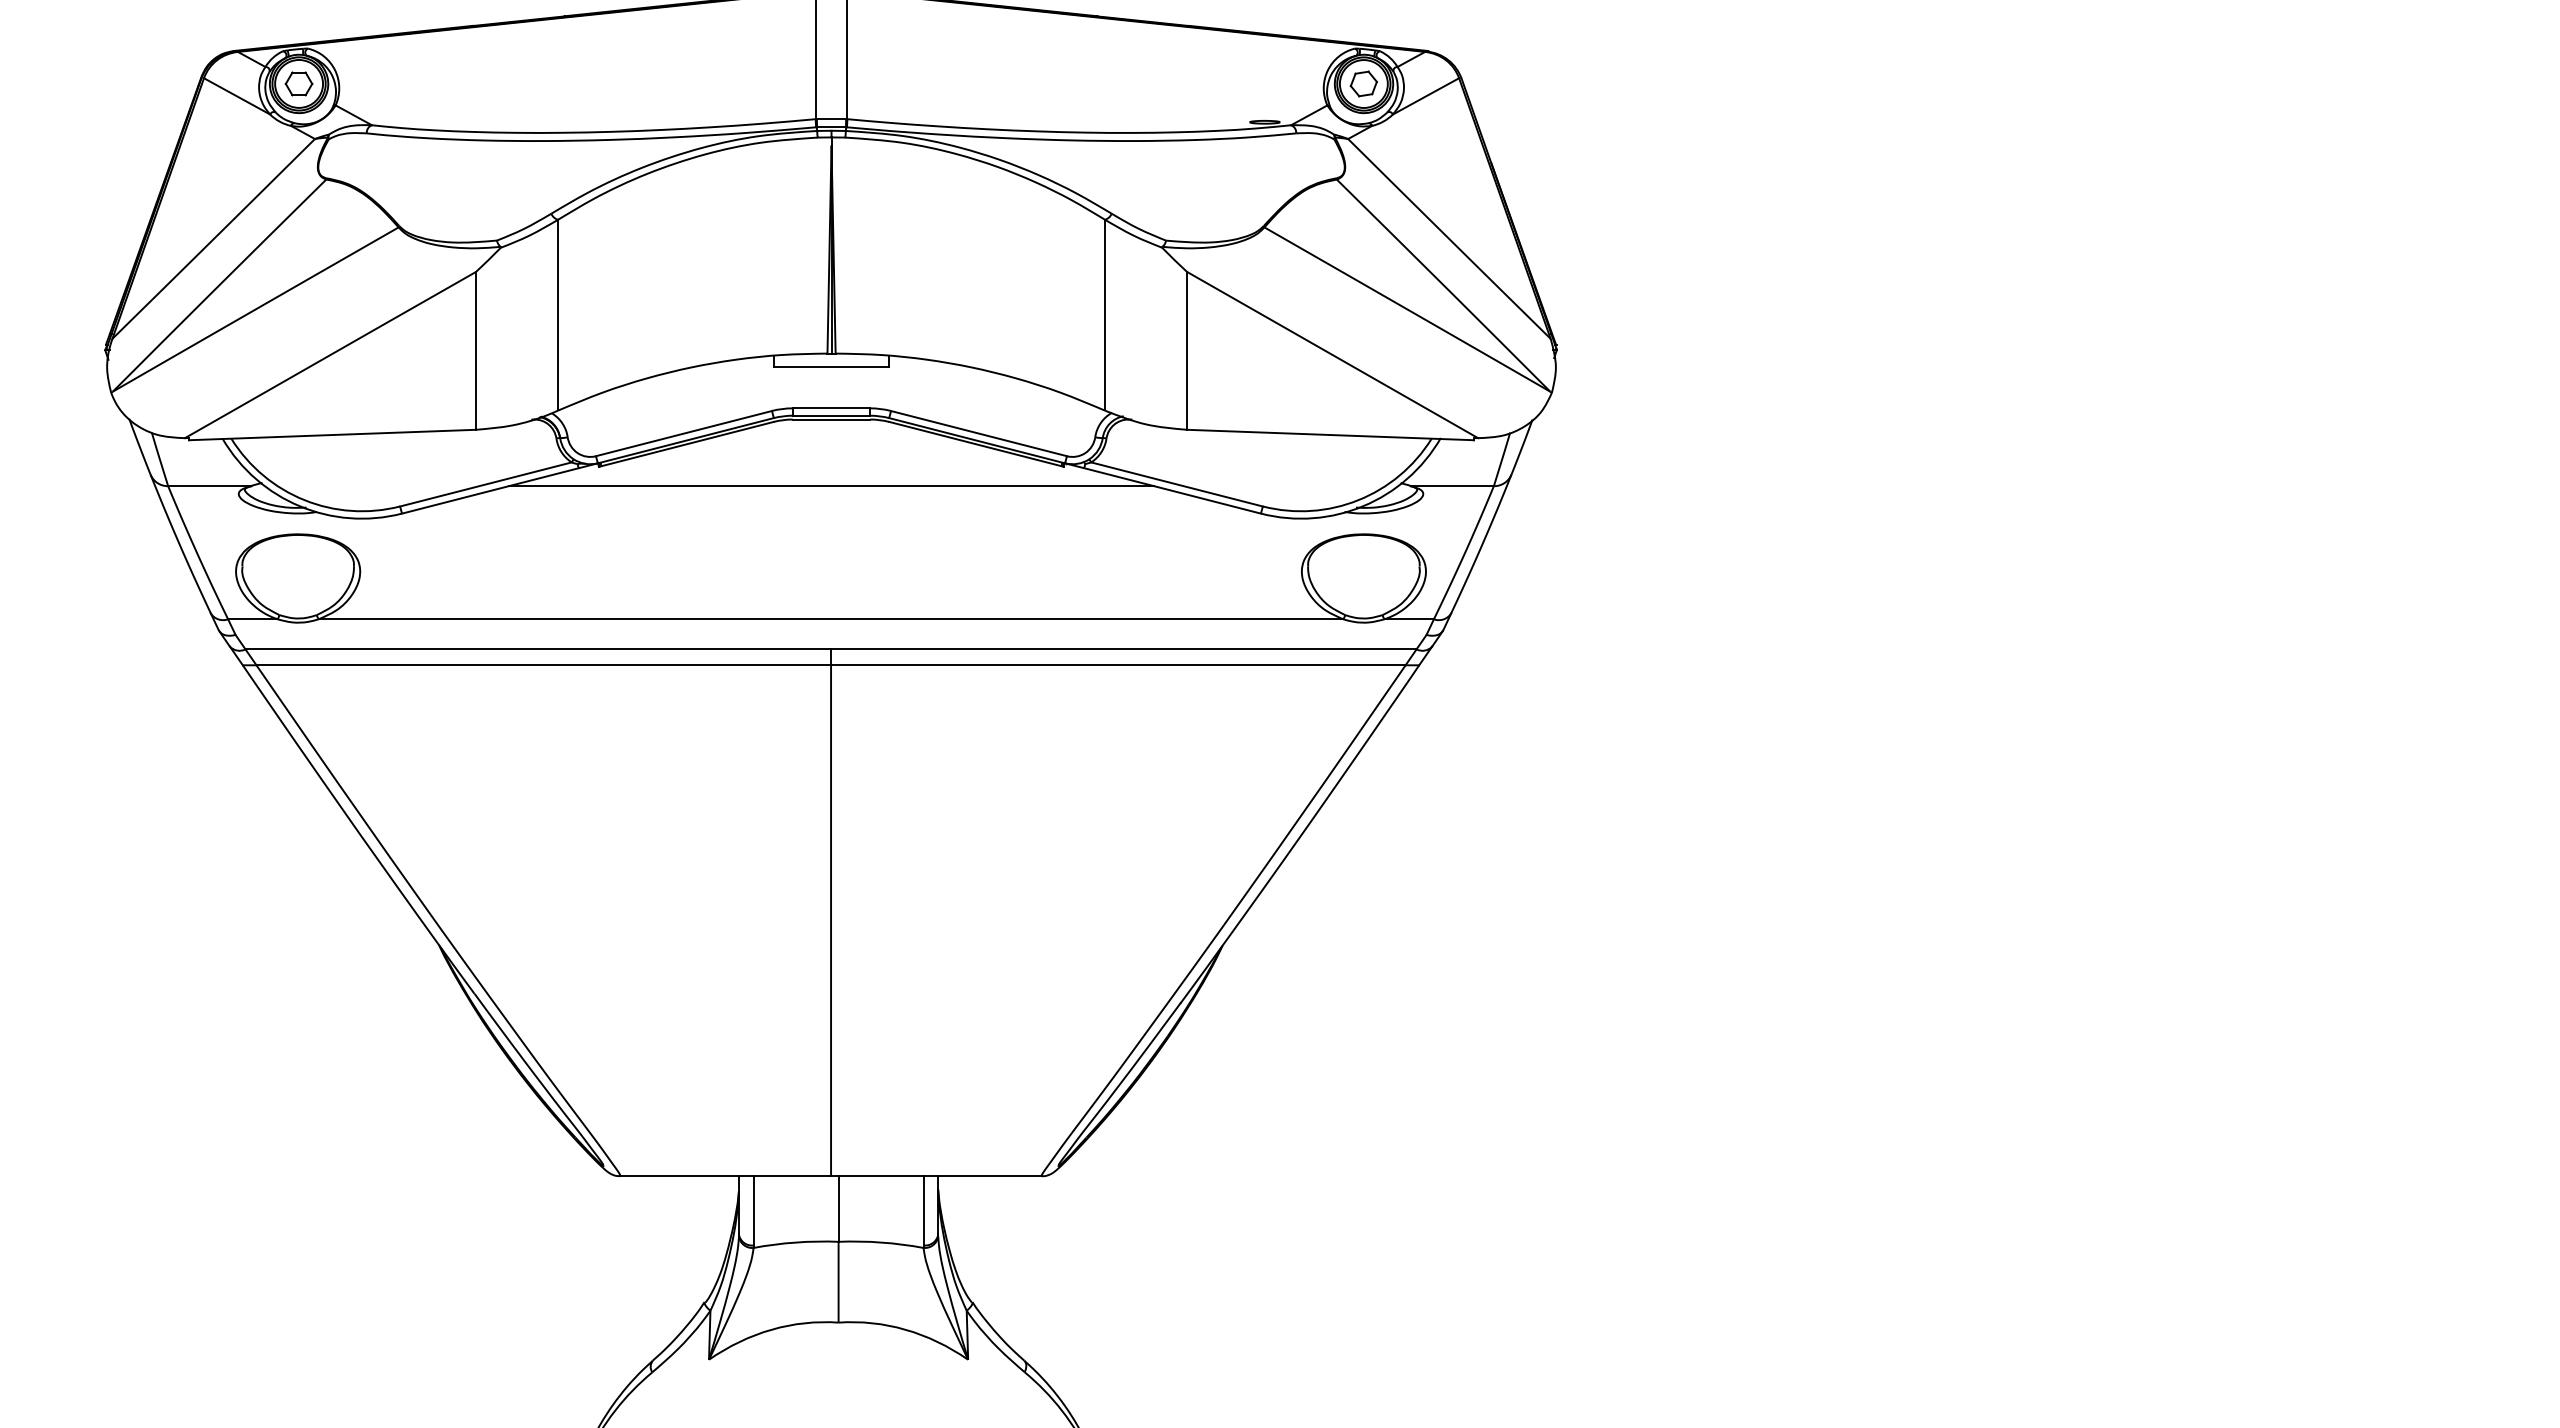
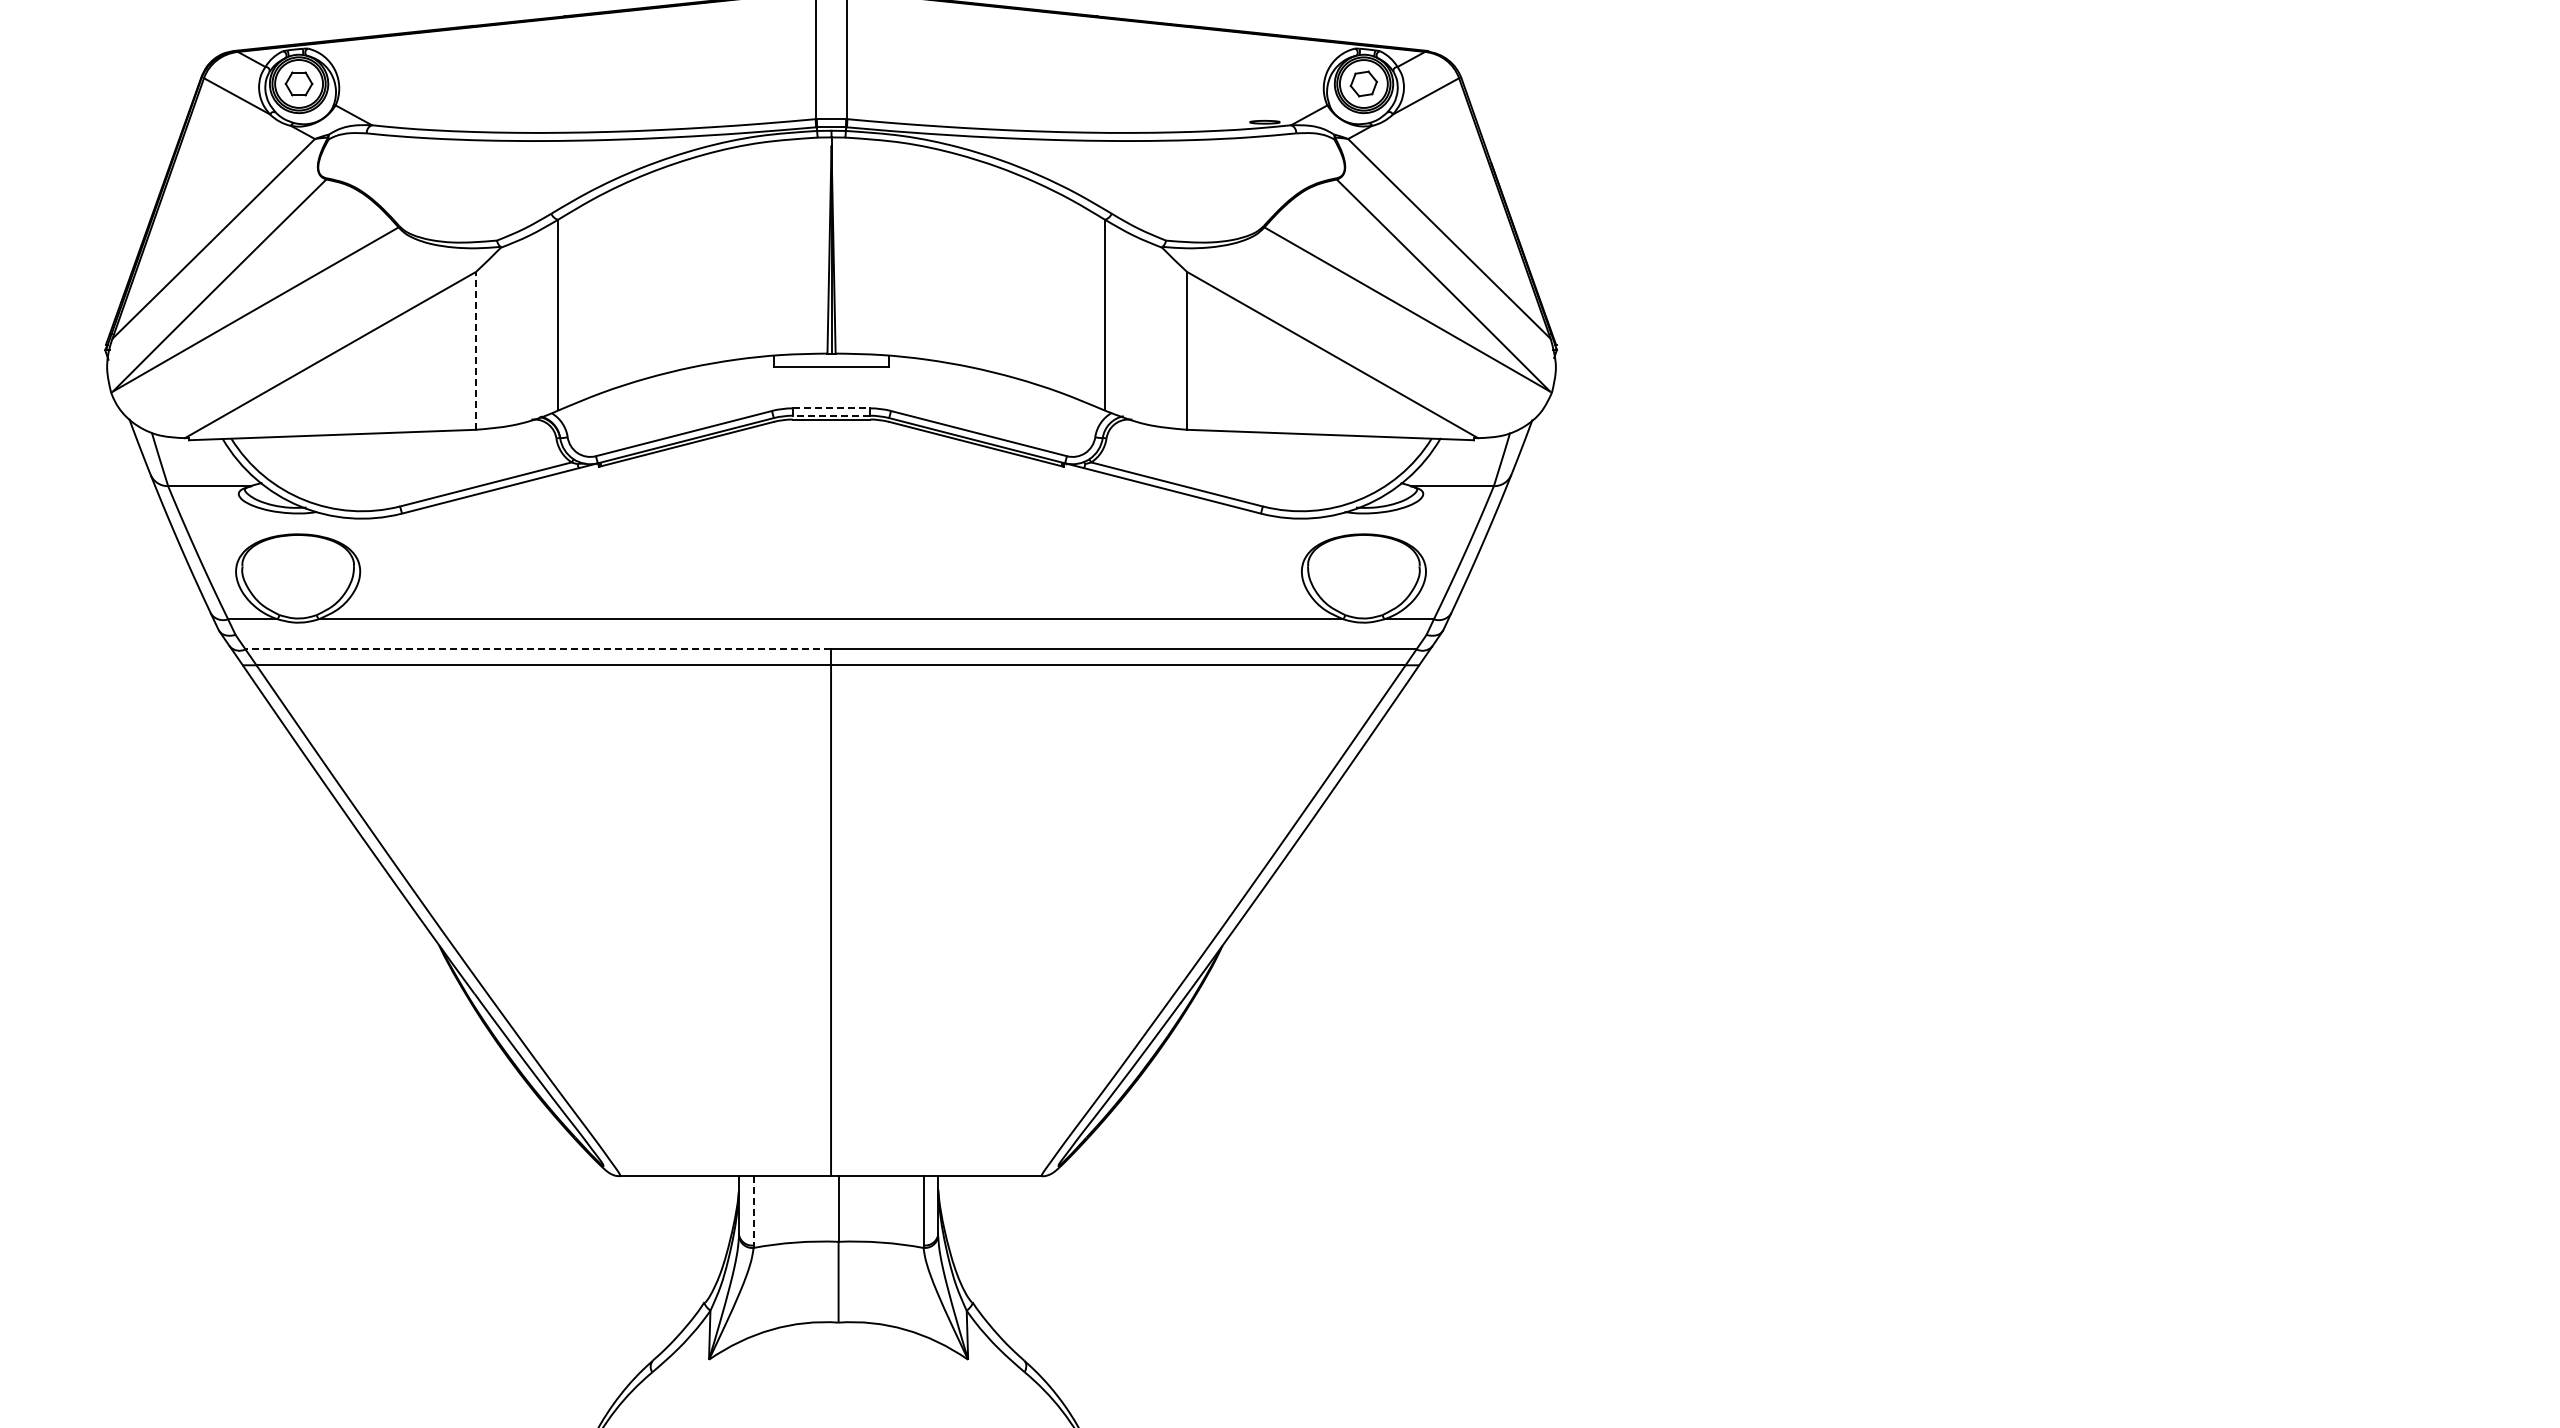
line: solid -> dashed (476, 350)
line: solid -> dashed (831, 408)
line: solid -> dashed (831, 415)
line: present -> none (831, 486)
line: solid -> dashed (538, 649)
line: solid -> dashed (753, 1210)
